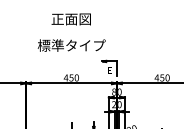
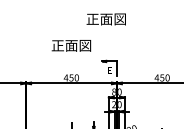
text position: (70, 19) -> (105, 19) (105, 19)
text: 標準タイプ -> 正面図 (71, 45)
